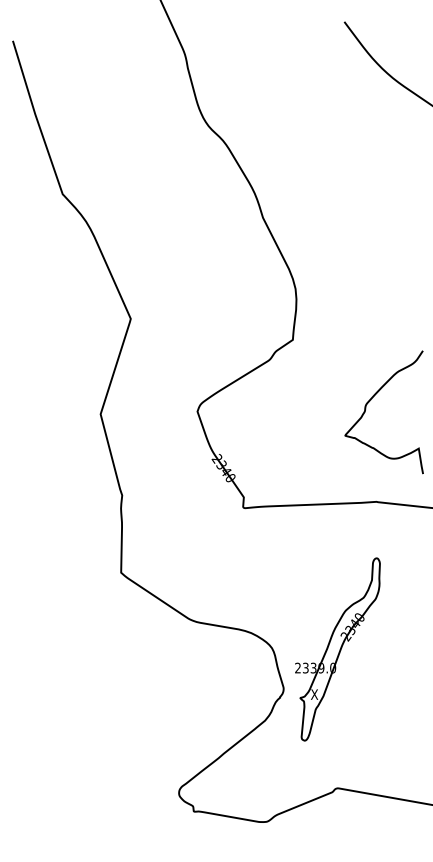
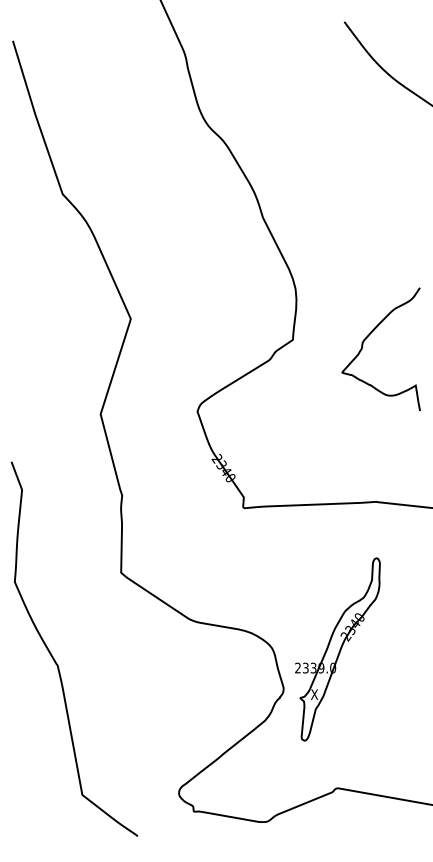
curve position: (371, 400) -> (368, 337) (368, 337)
curve: none -> present (56, 661)
